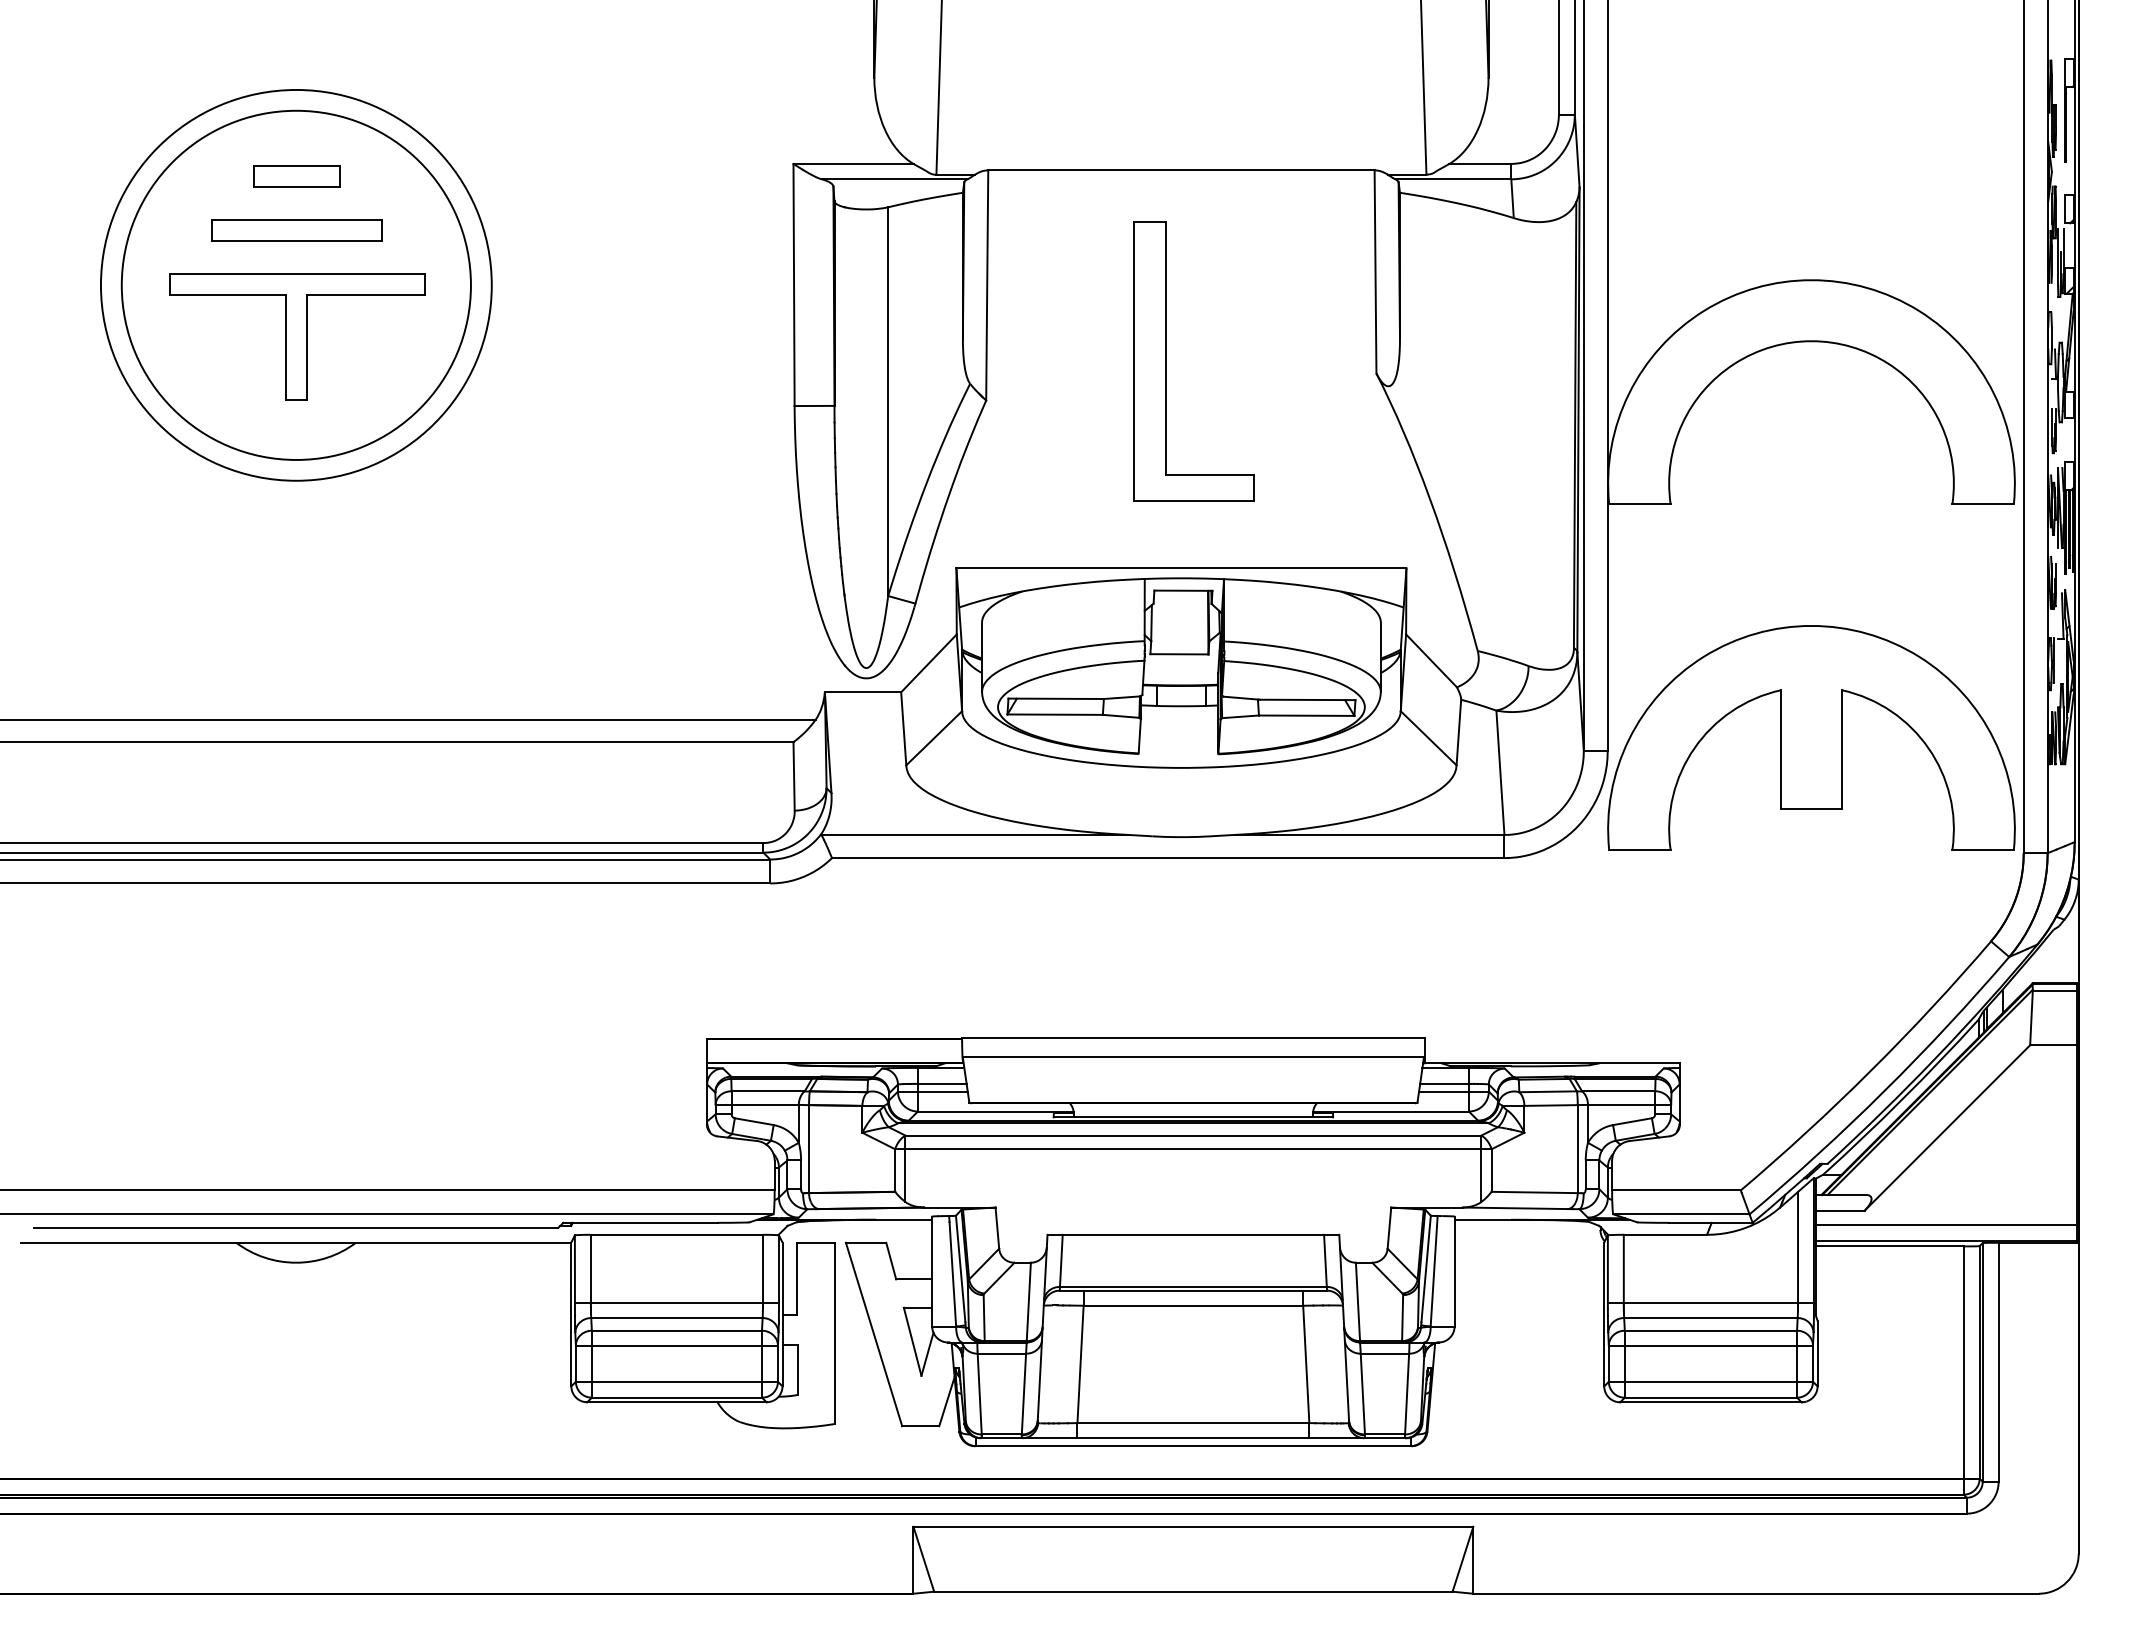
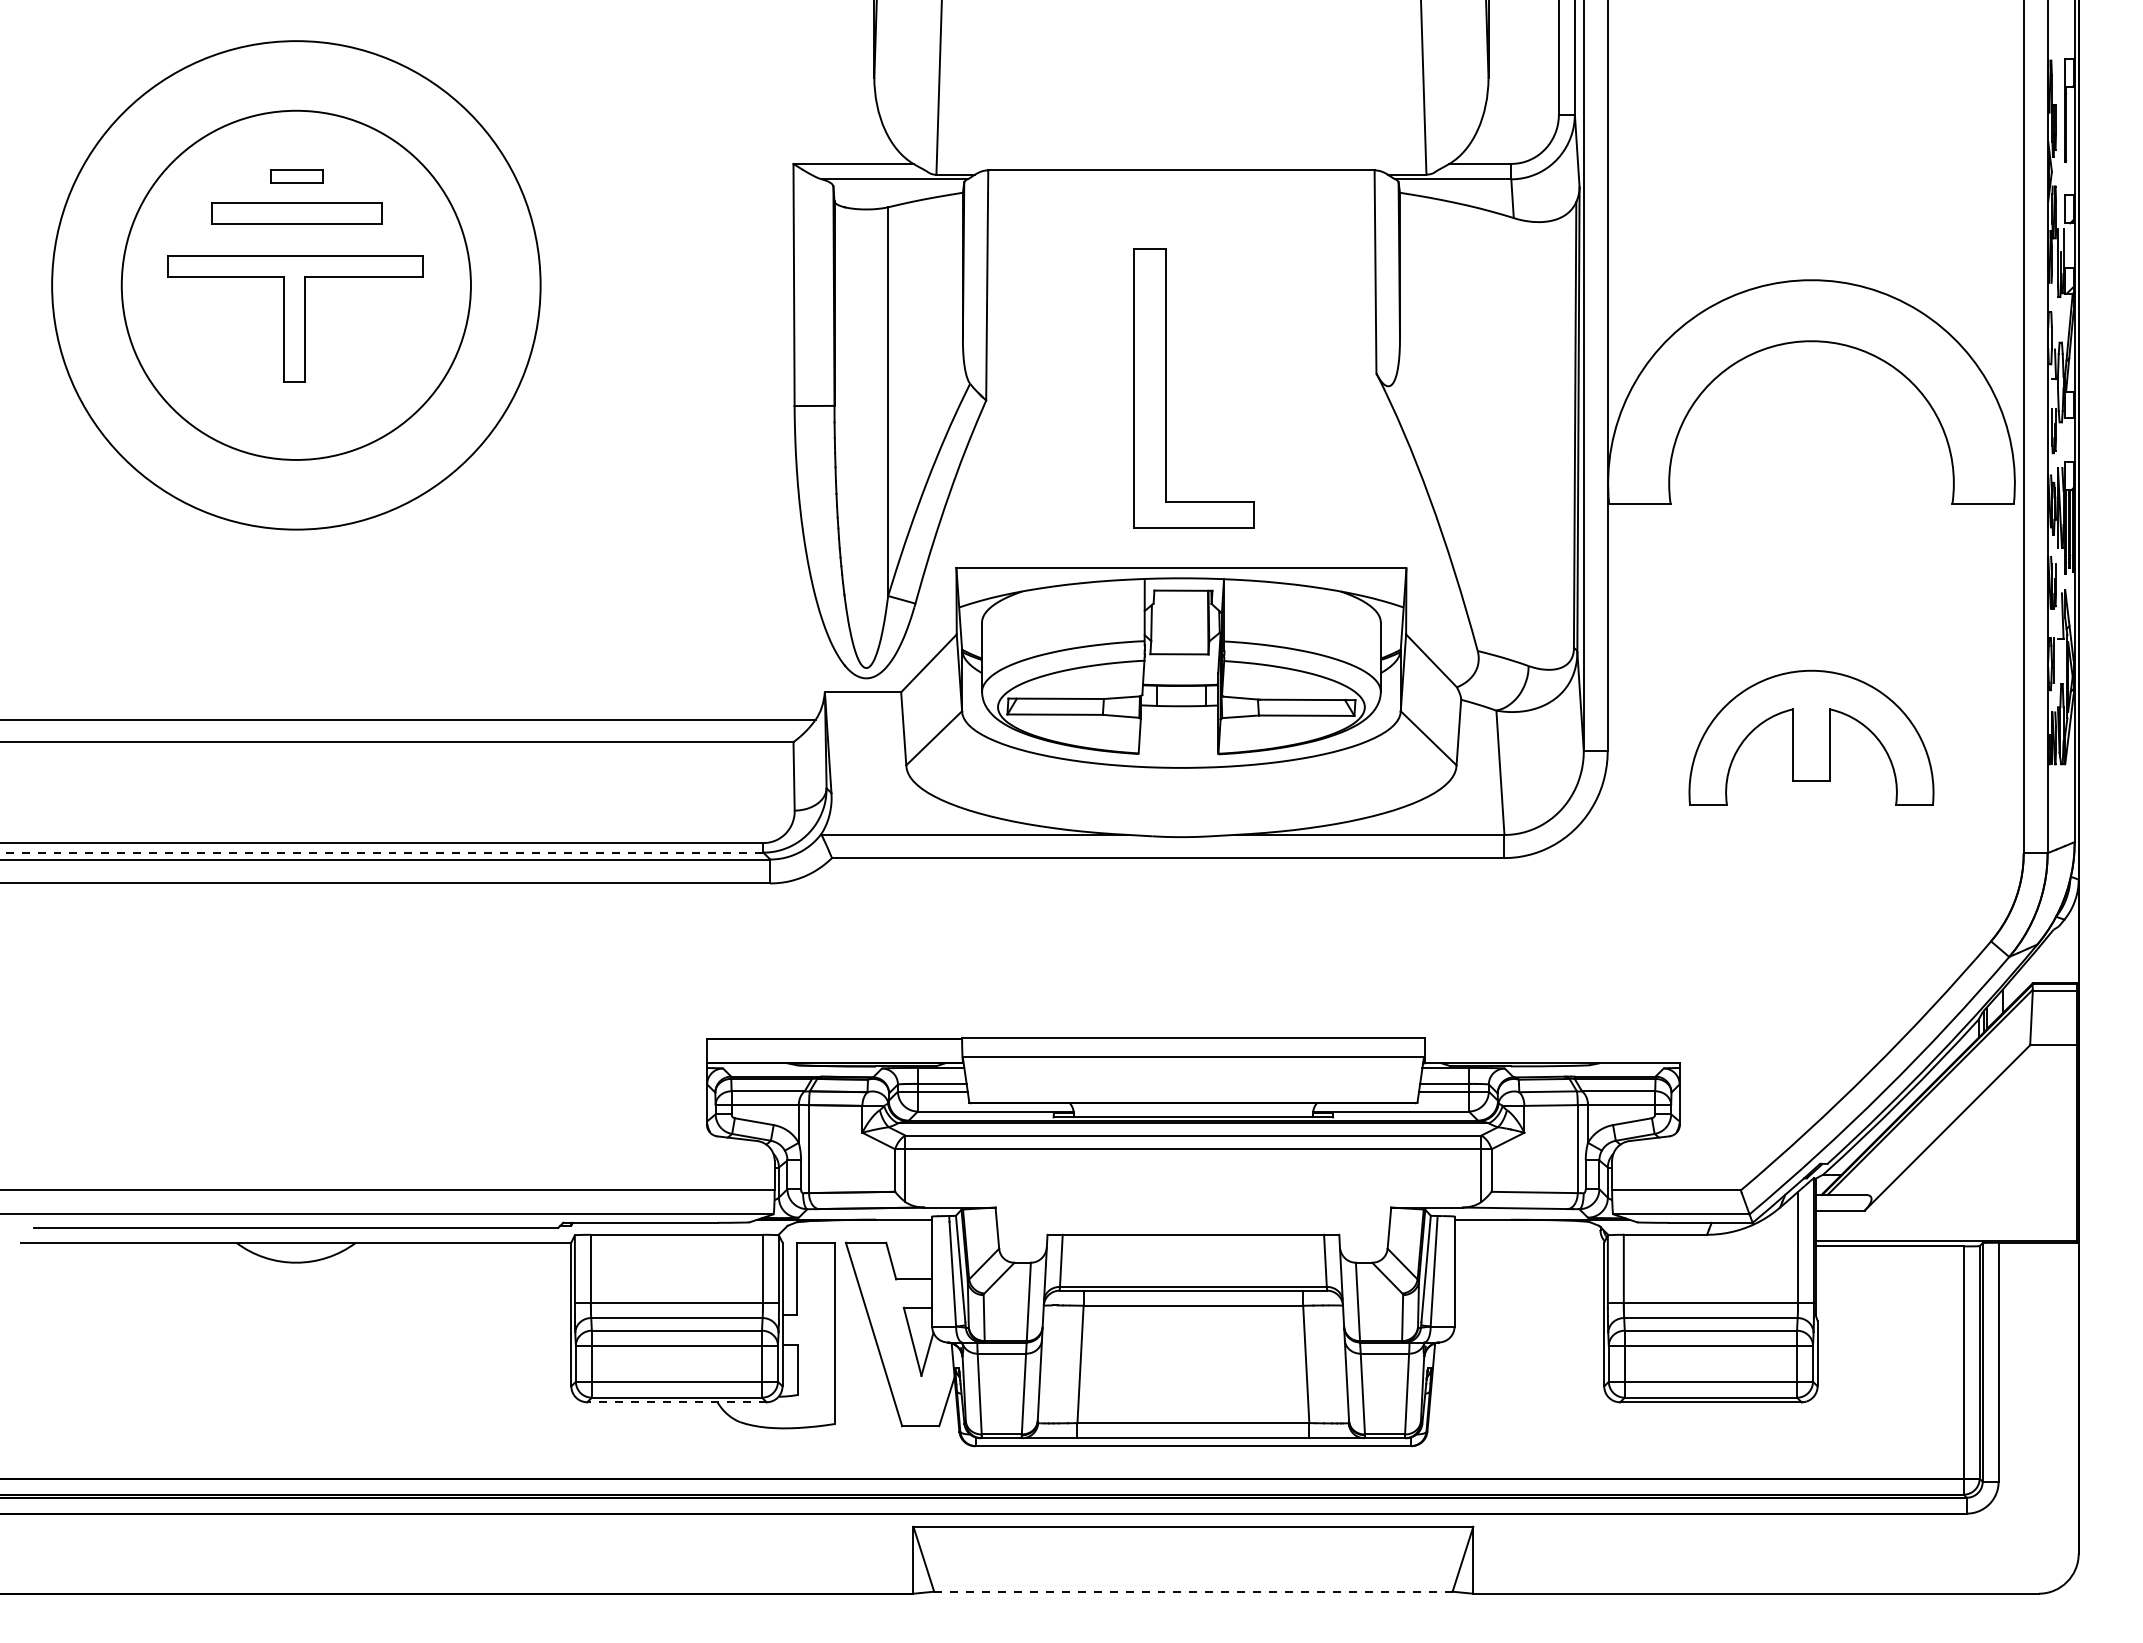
part size: 88x23 px -> 54x15 px (296, 176)
part position: (296, 230) -> (296, 213) (296, 213)
circle diameter: 391 px -> 489 px (296, 285)
part position: (297, 336) -> (295, 318) (295, 318)
part position: (1166, 361) -> (1166, 388) (1166, 388)
part size: 409x226 px -> 247x137 px (1811, 737)
line: solid -> dashed (381, 852)
line: present -> none (1945, 1225)
line: solid -> dashed (676, 1402)
line: solid -> dashed (1193, 1591)
